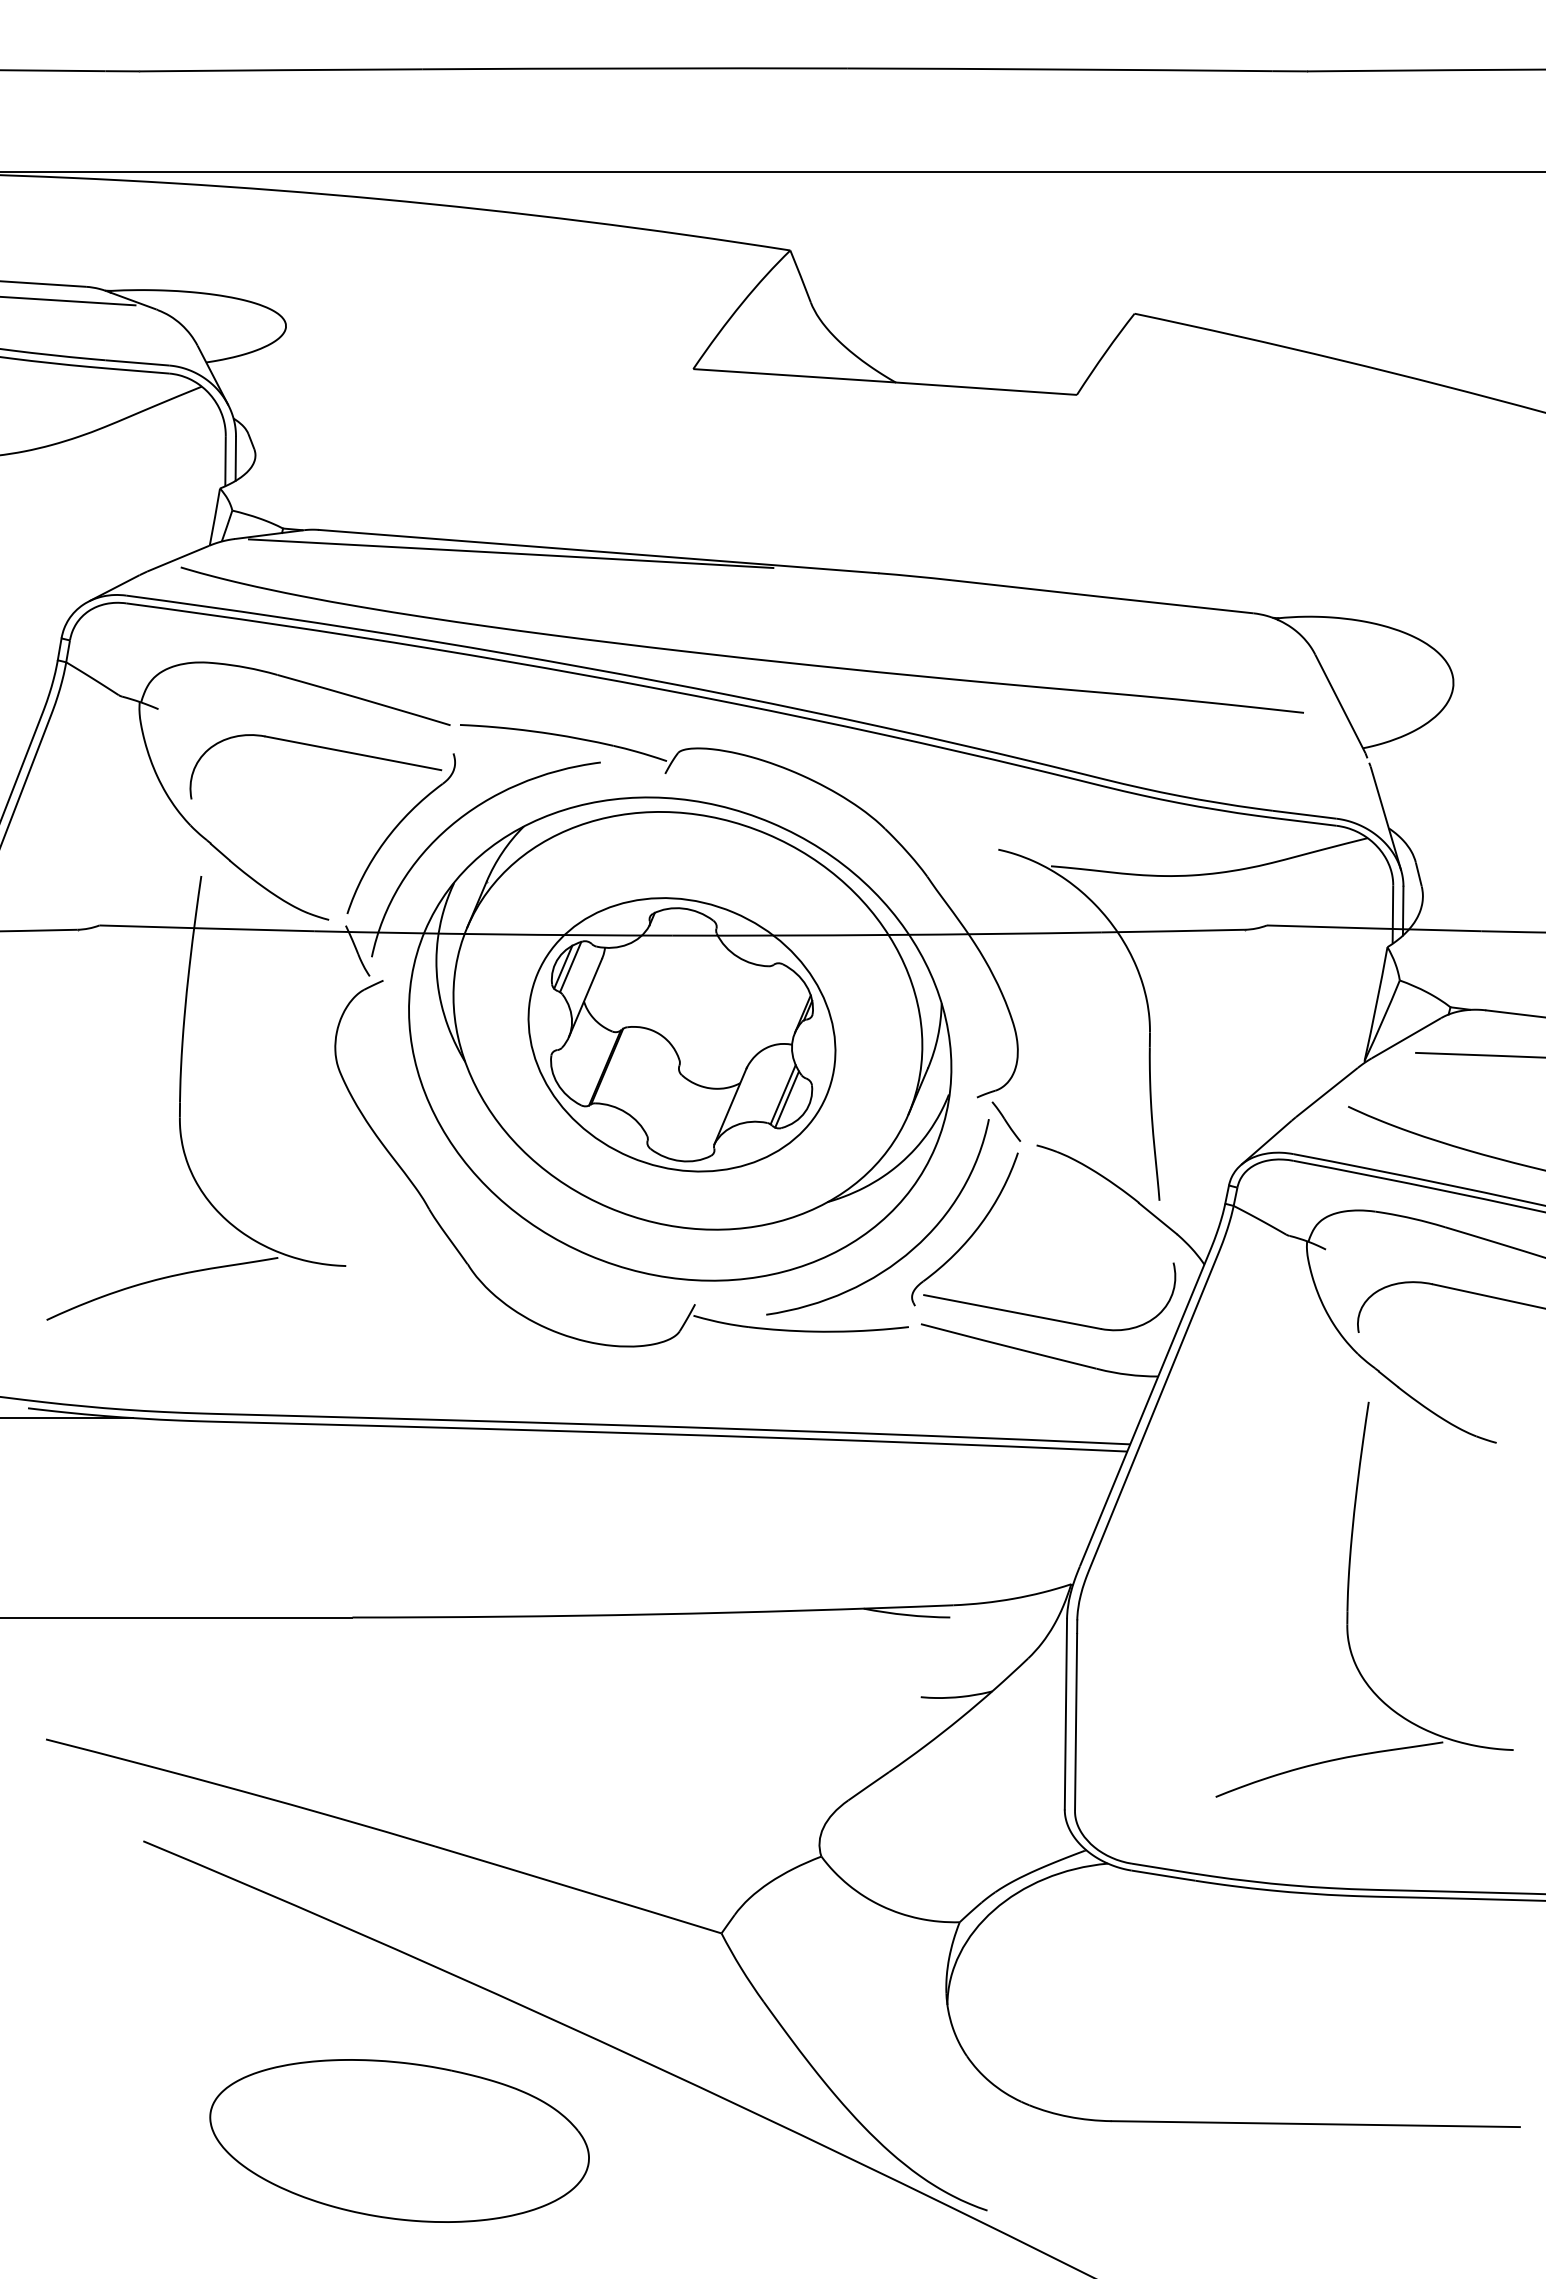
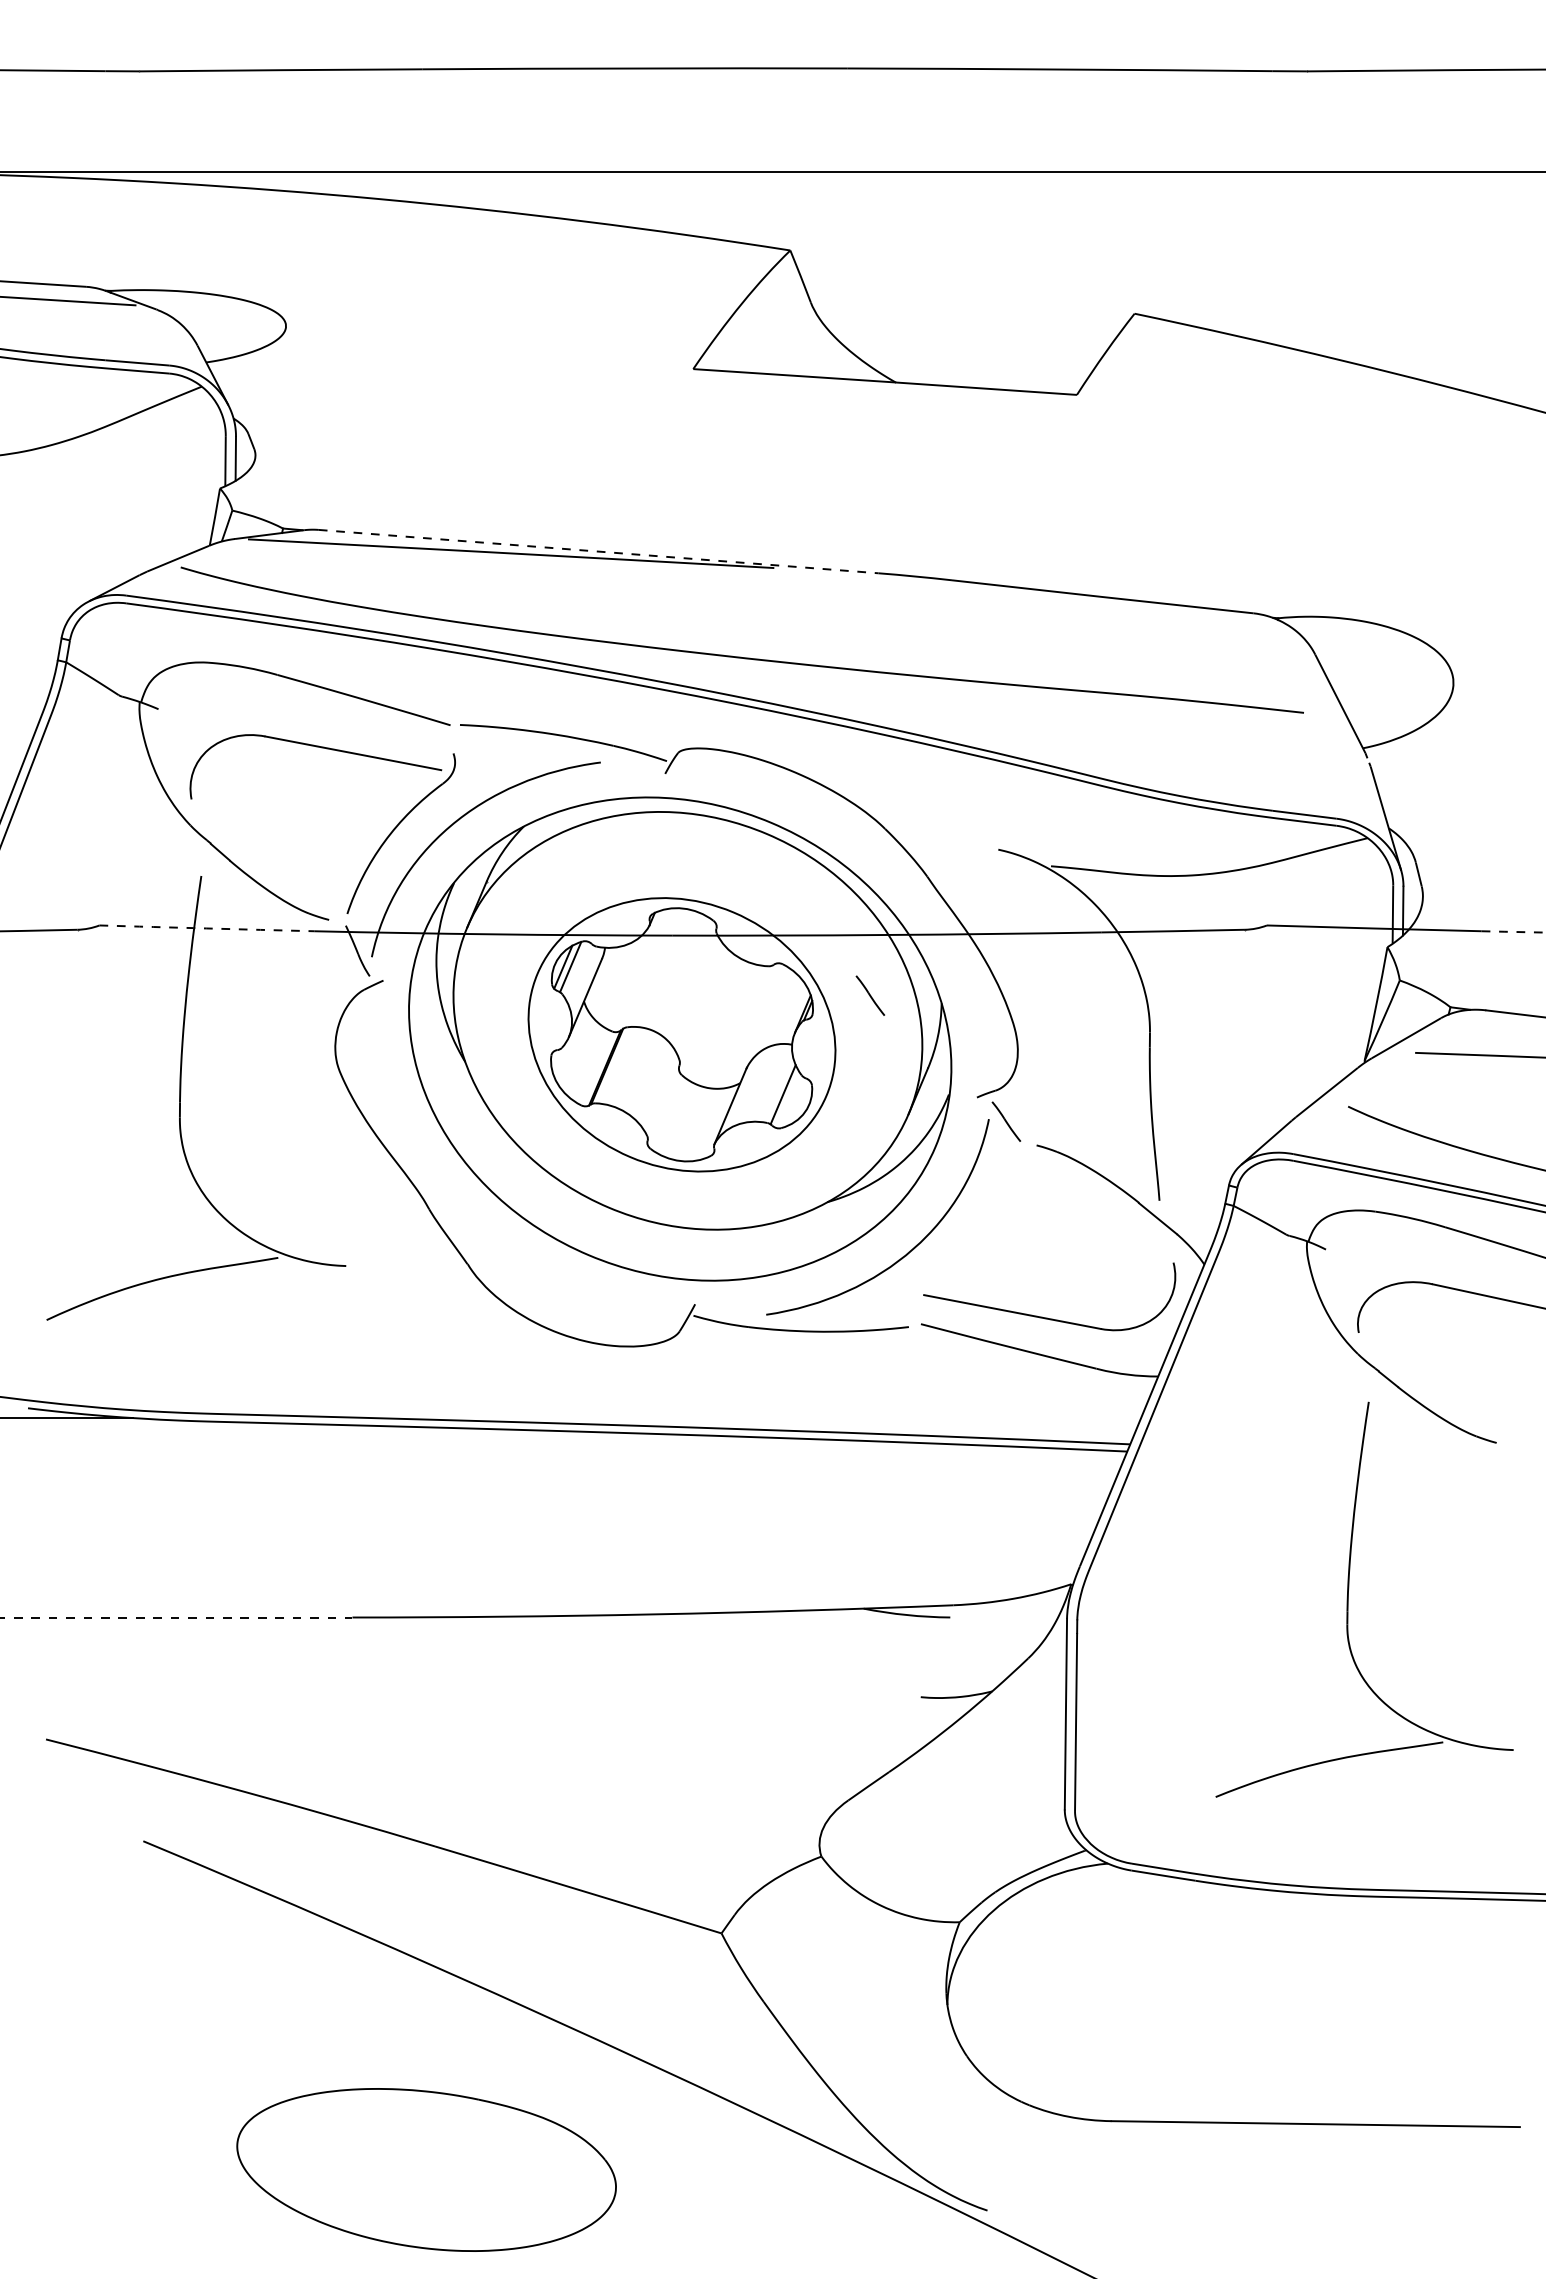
line: solid -> dashed (598, 551)
arc: solid -> dashed (206, 928)
arc: solid -> dashed (1513, 931)
line: none -> present (870, 995)
line: present -> none (787, 1099)
part: present -> none (970, 1235)
line: solid -> dashed (176, 1617)
part position: (399, 2140) -> (426, 2169) (426, 2169)
